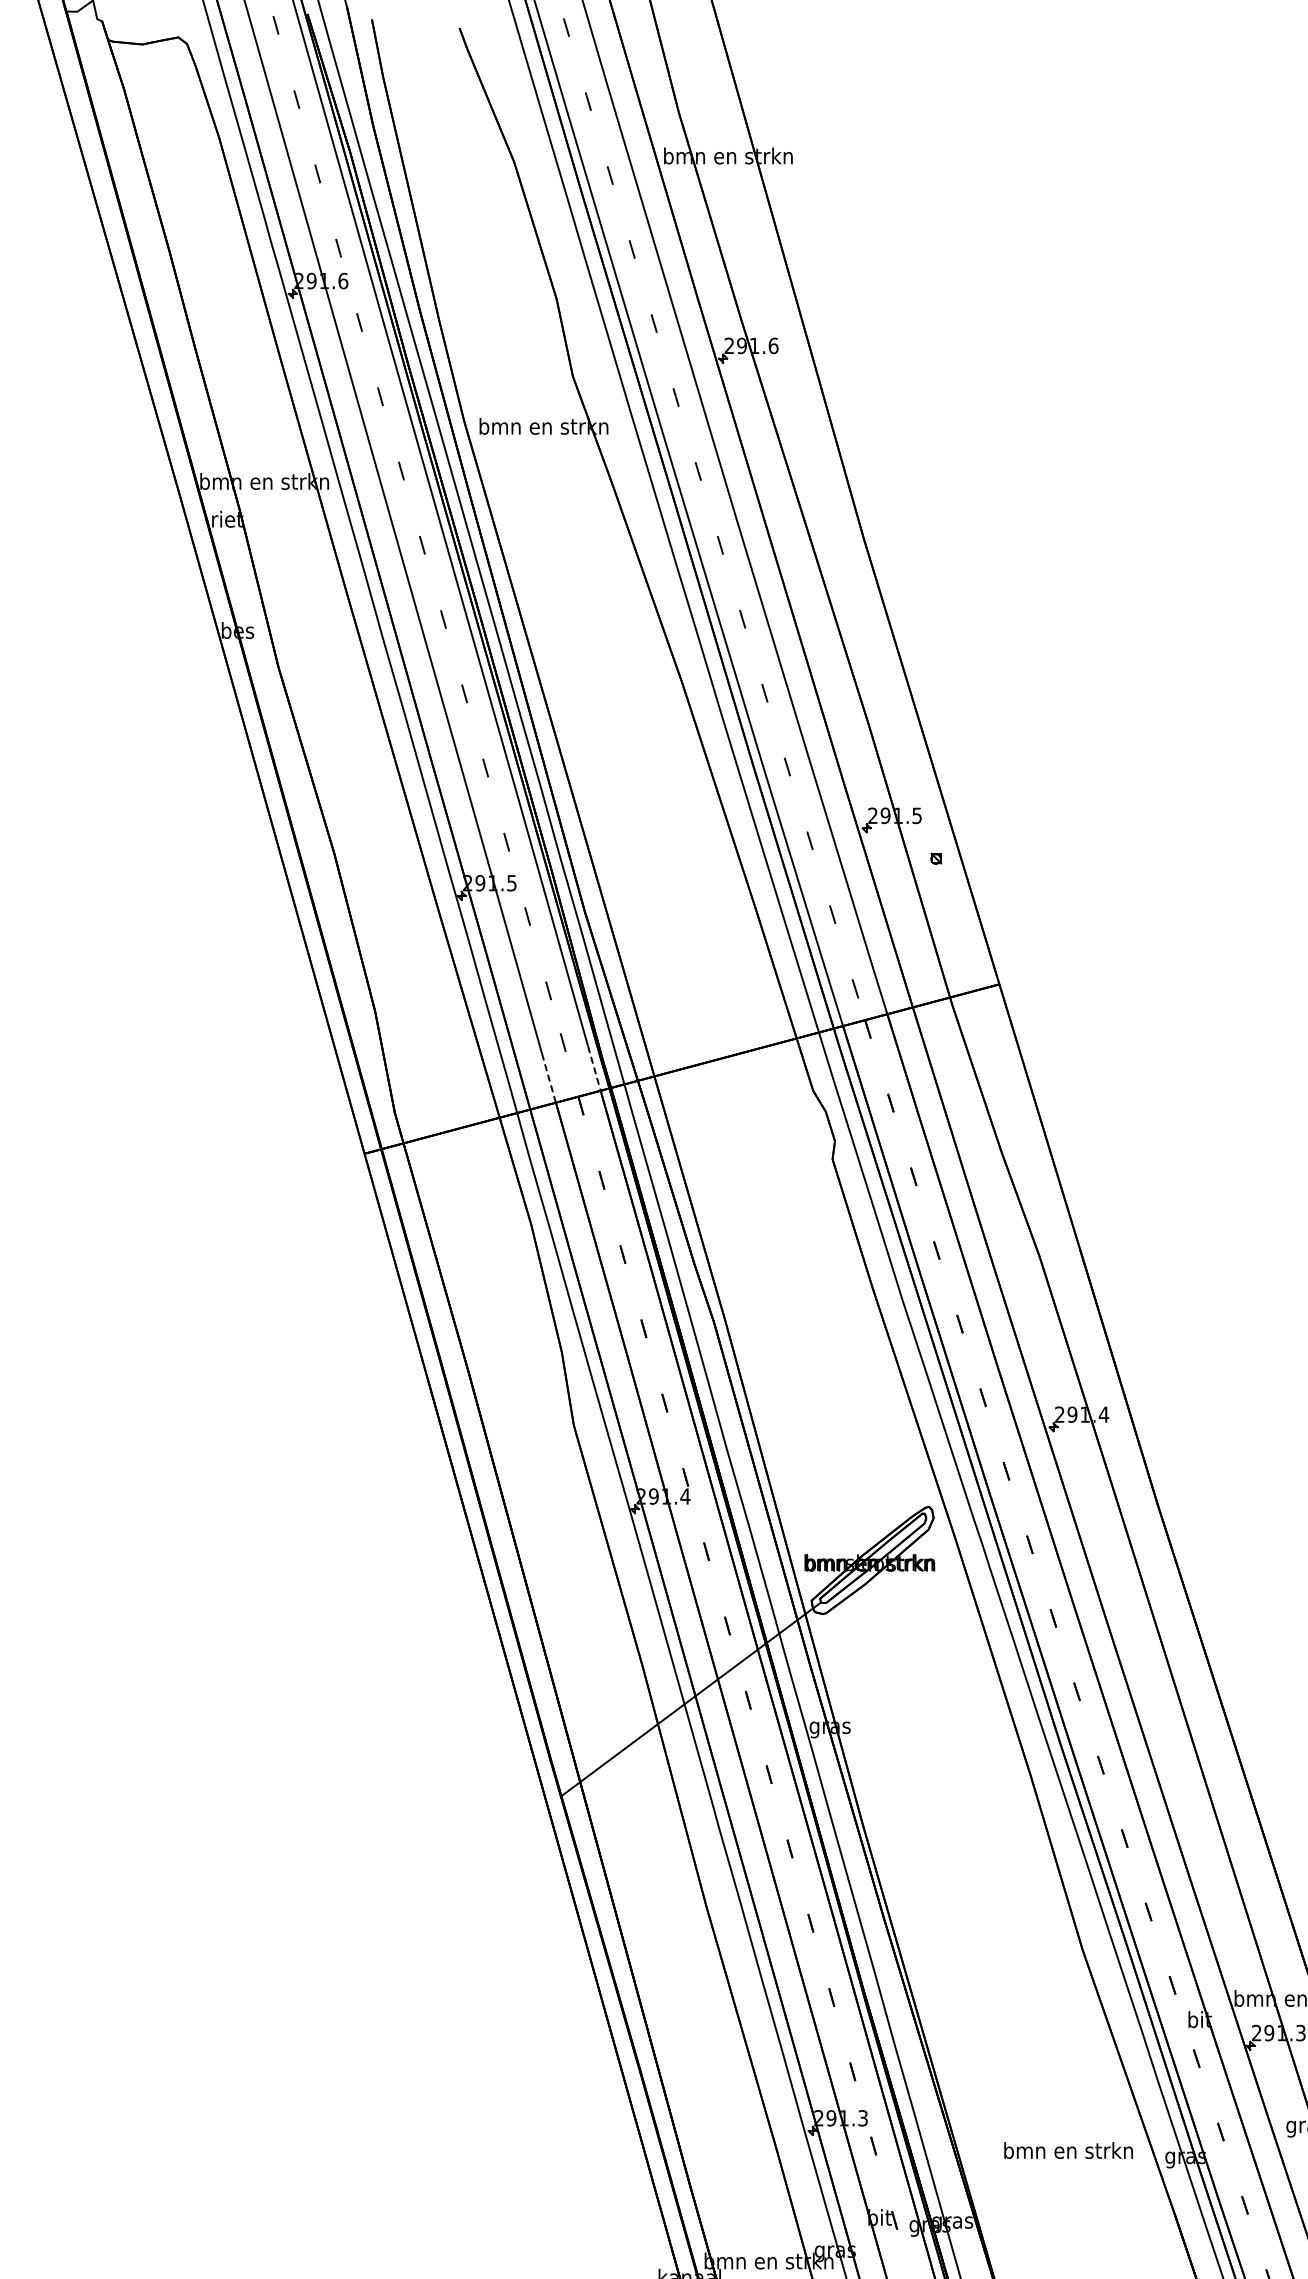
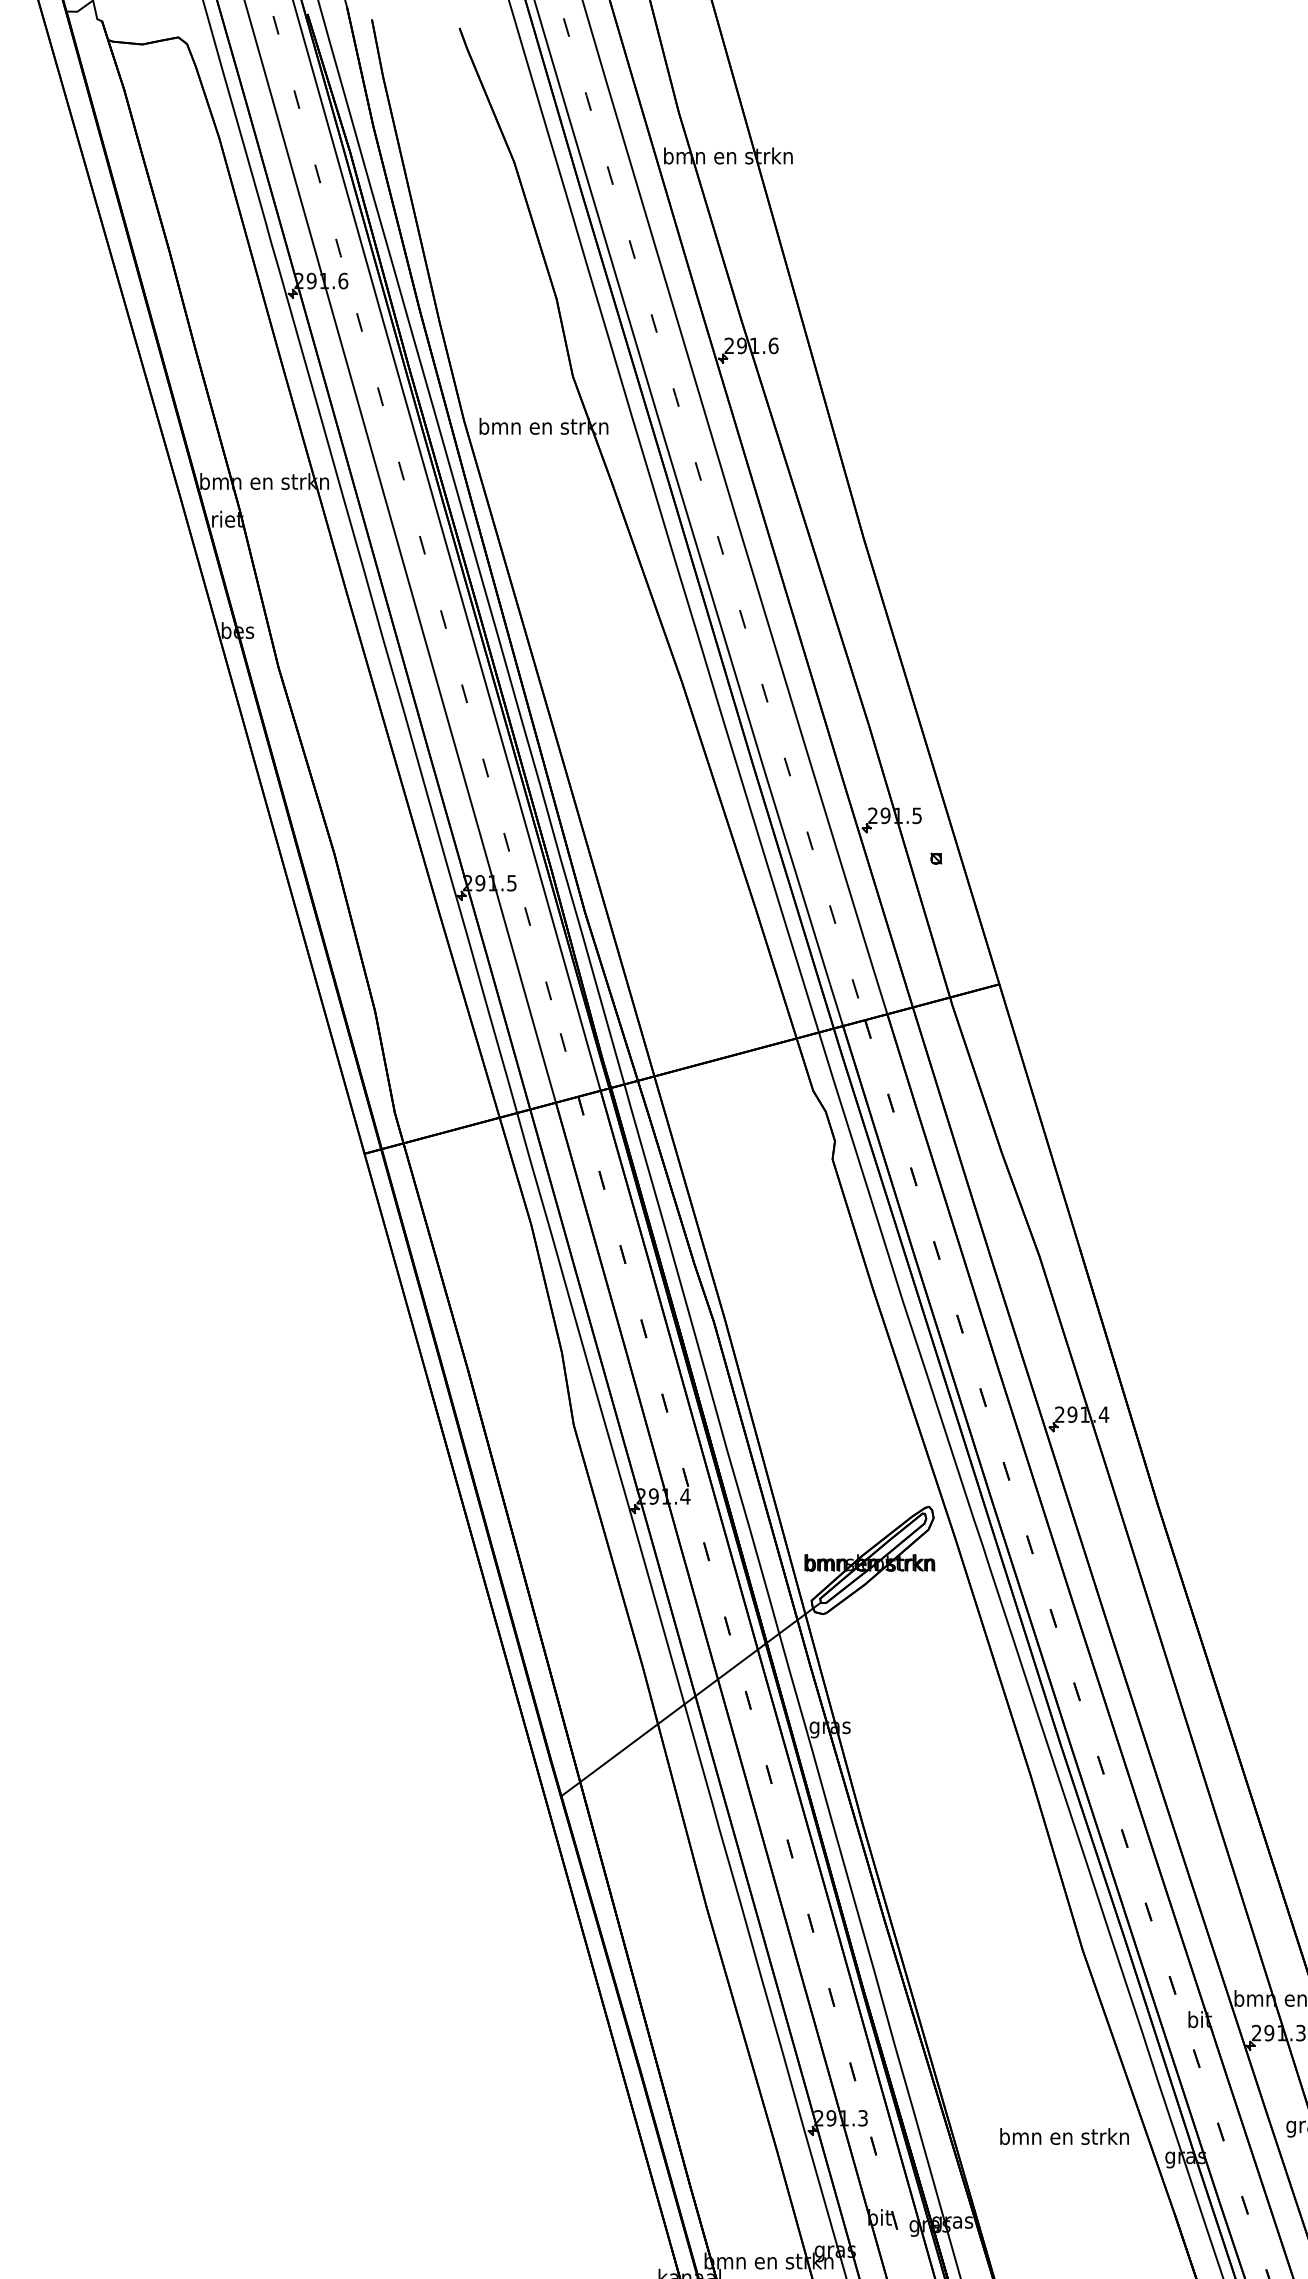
line: dashed -> solid (594, 1069)
line: dashed -> solid (549, 1078)
text position: (1068, 2150) -> (1064, 2136) (1064, 2136)
